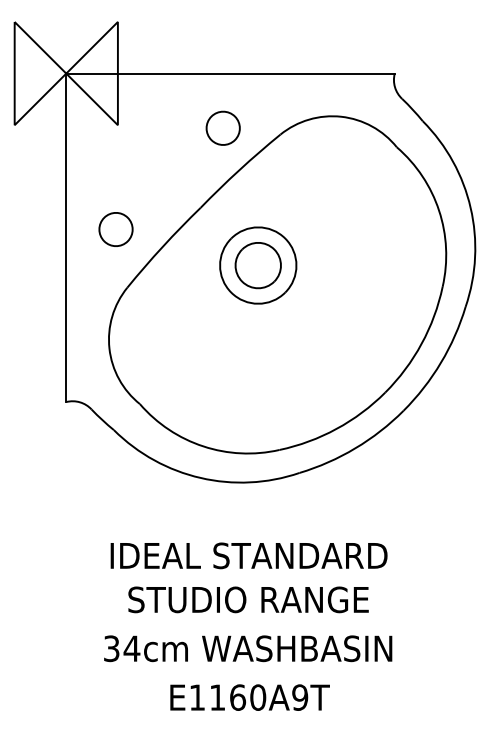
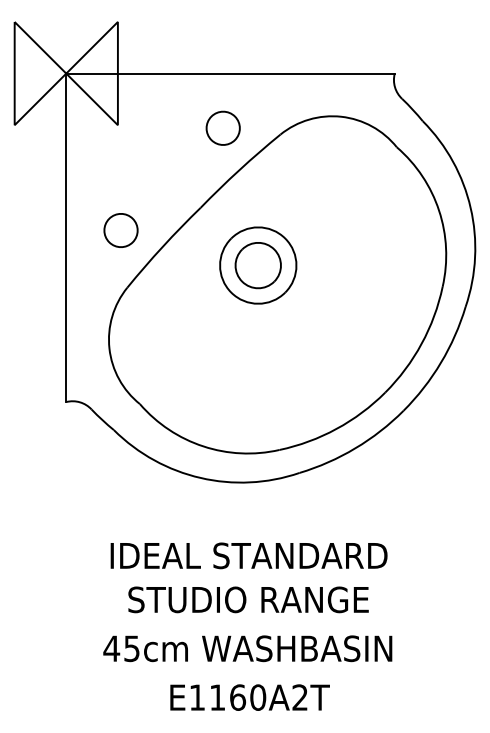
part position: (115, 229) -> (120, 230) (120, 230)
text: 34cm -> 45cm (121, 648)
text: E1160A9T -> E1160A2T (300, 697)
